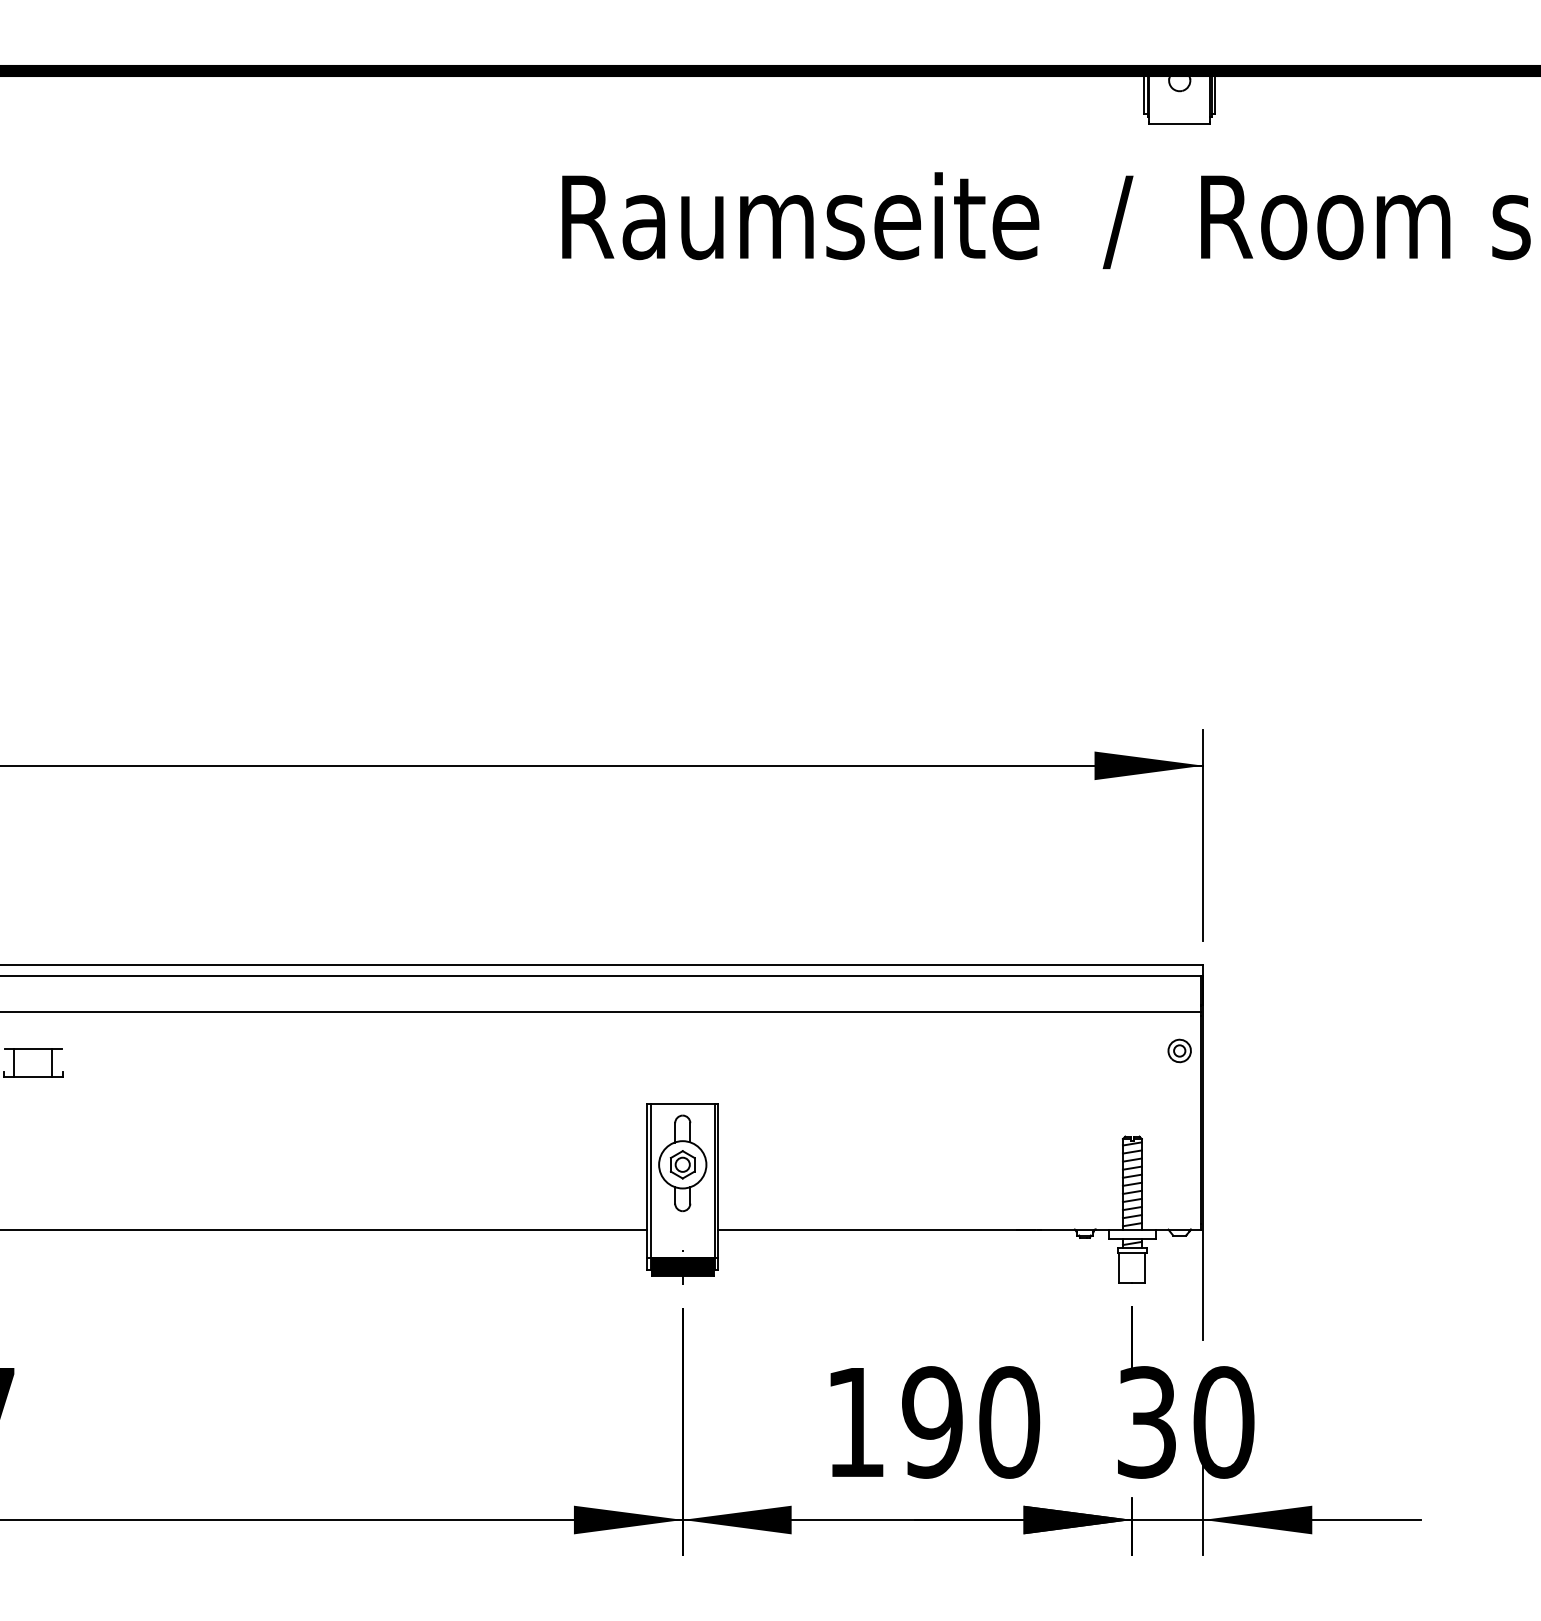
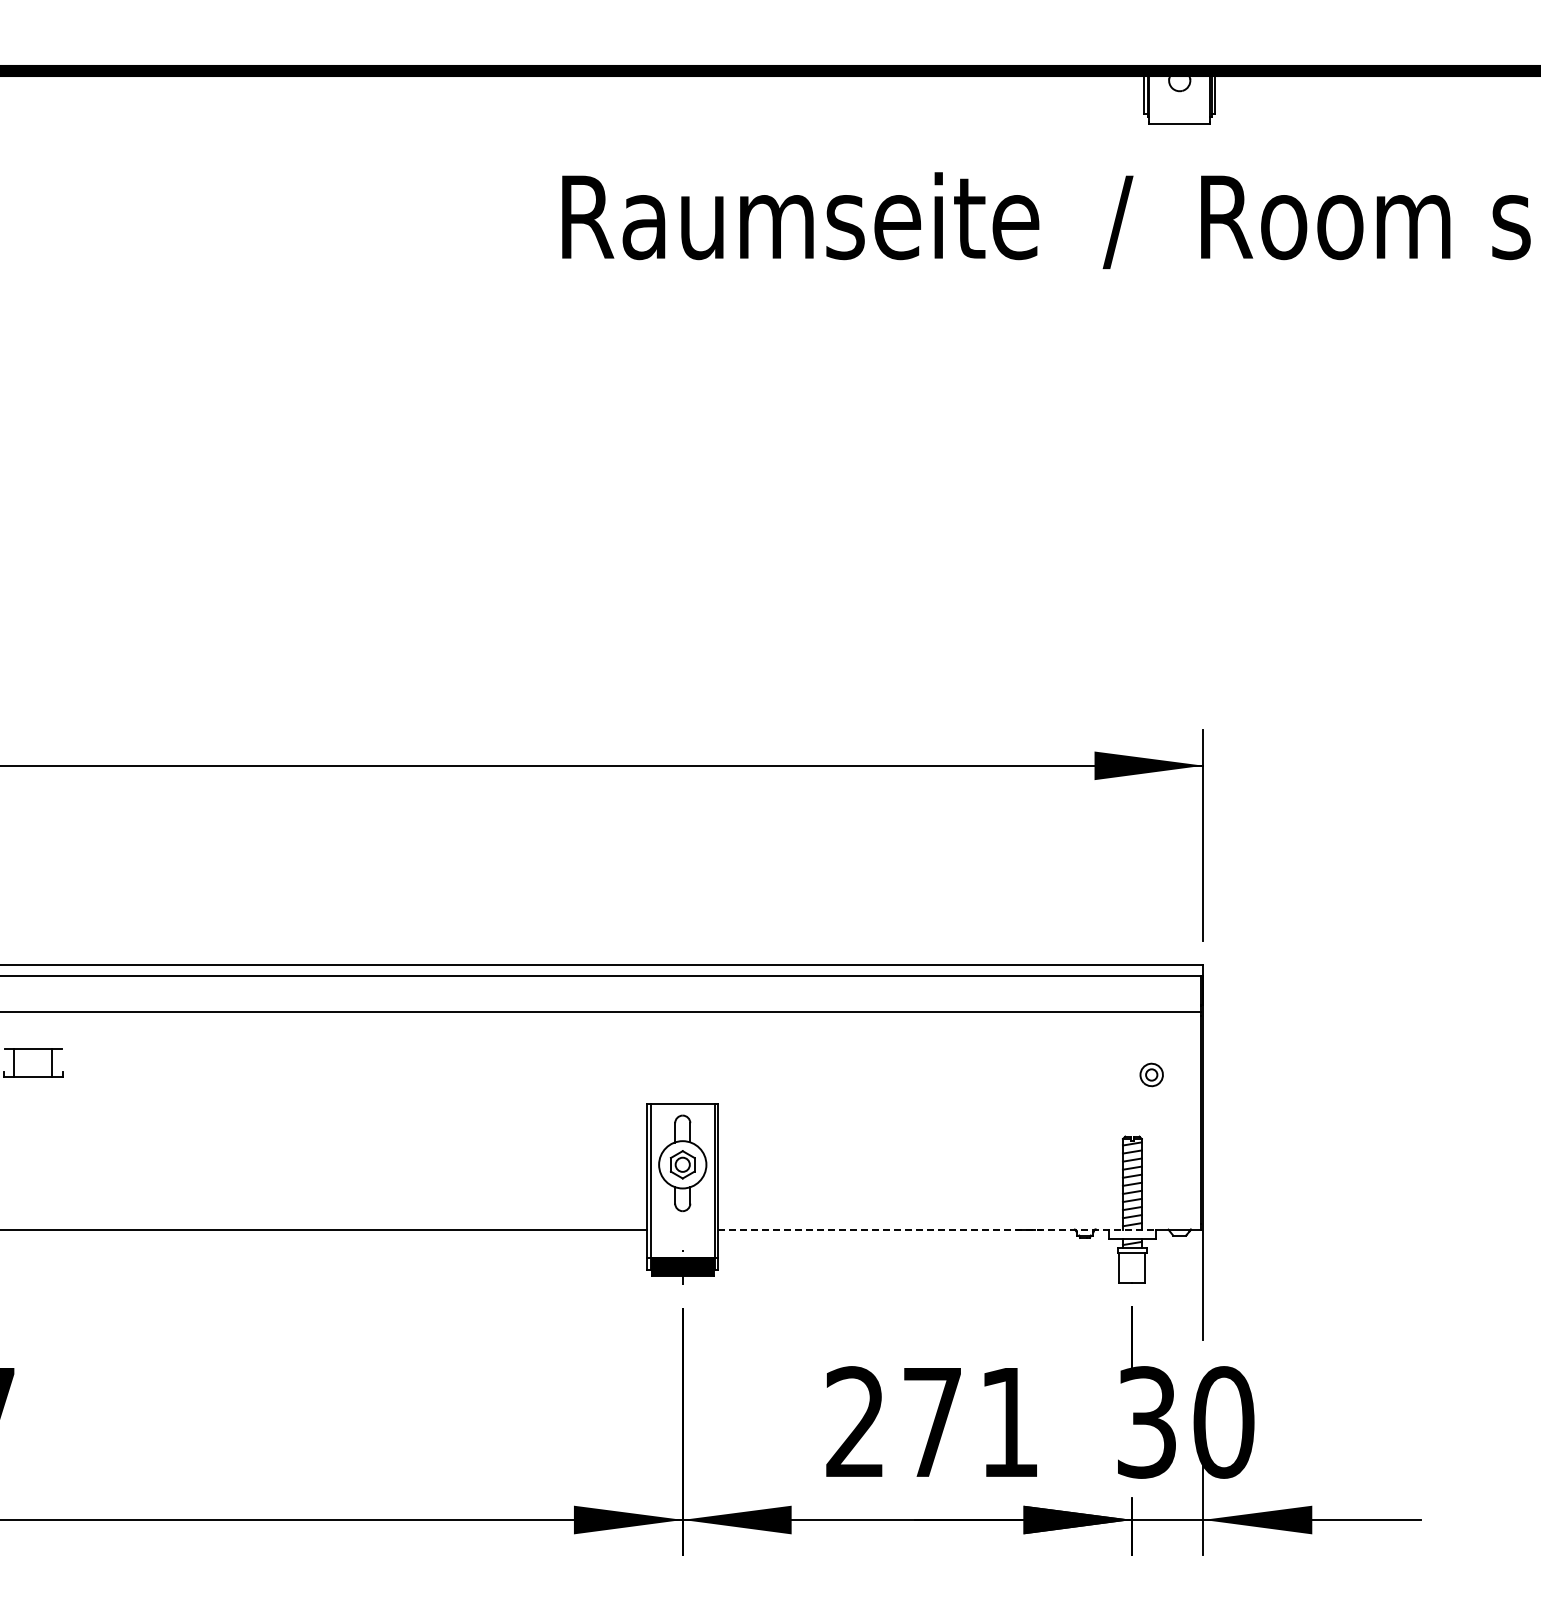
part position: (1179, 1050) -> (1151, 1074) (1151, 1074)
line: solid -> dashed (937, 1229)
text: 190 -> 271 (933, 1422)
